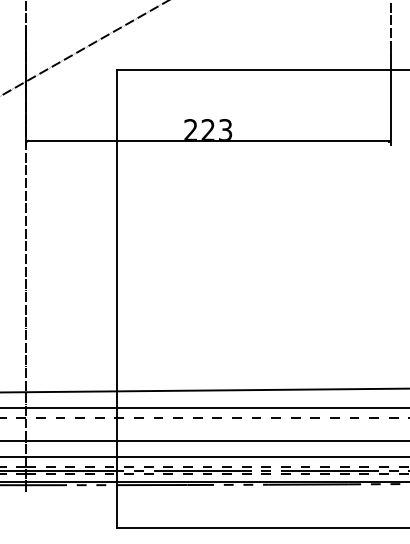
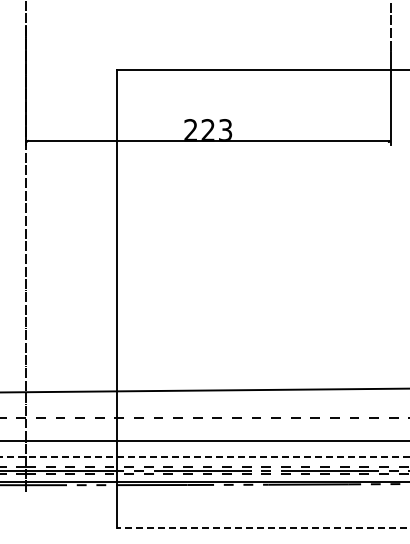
line: present -> none (83, 48)
line: present -> none (204, 408)
line: solid -> dashed (205, 457)
line: solid -> dashed (263, 527)
